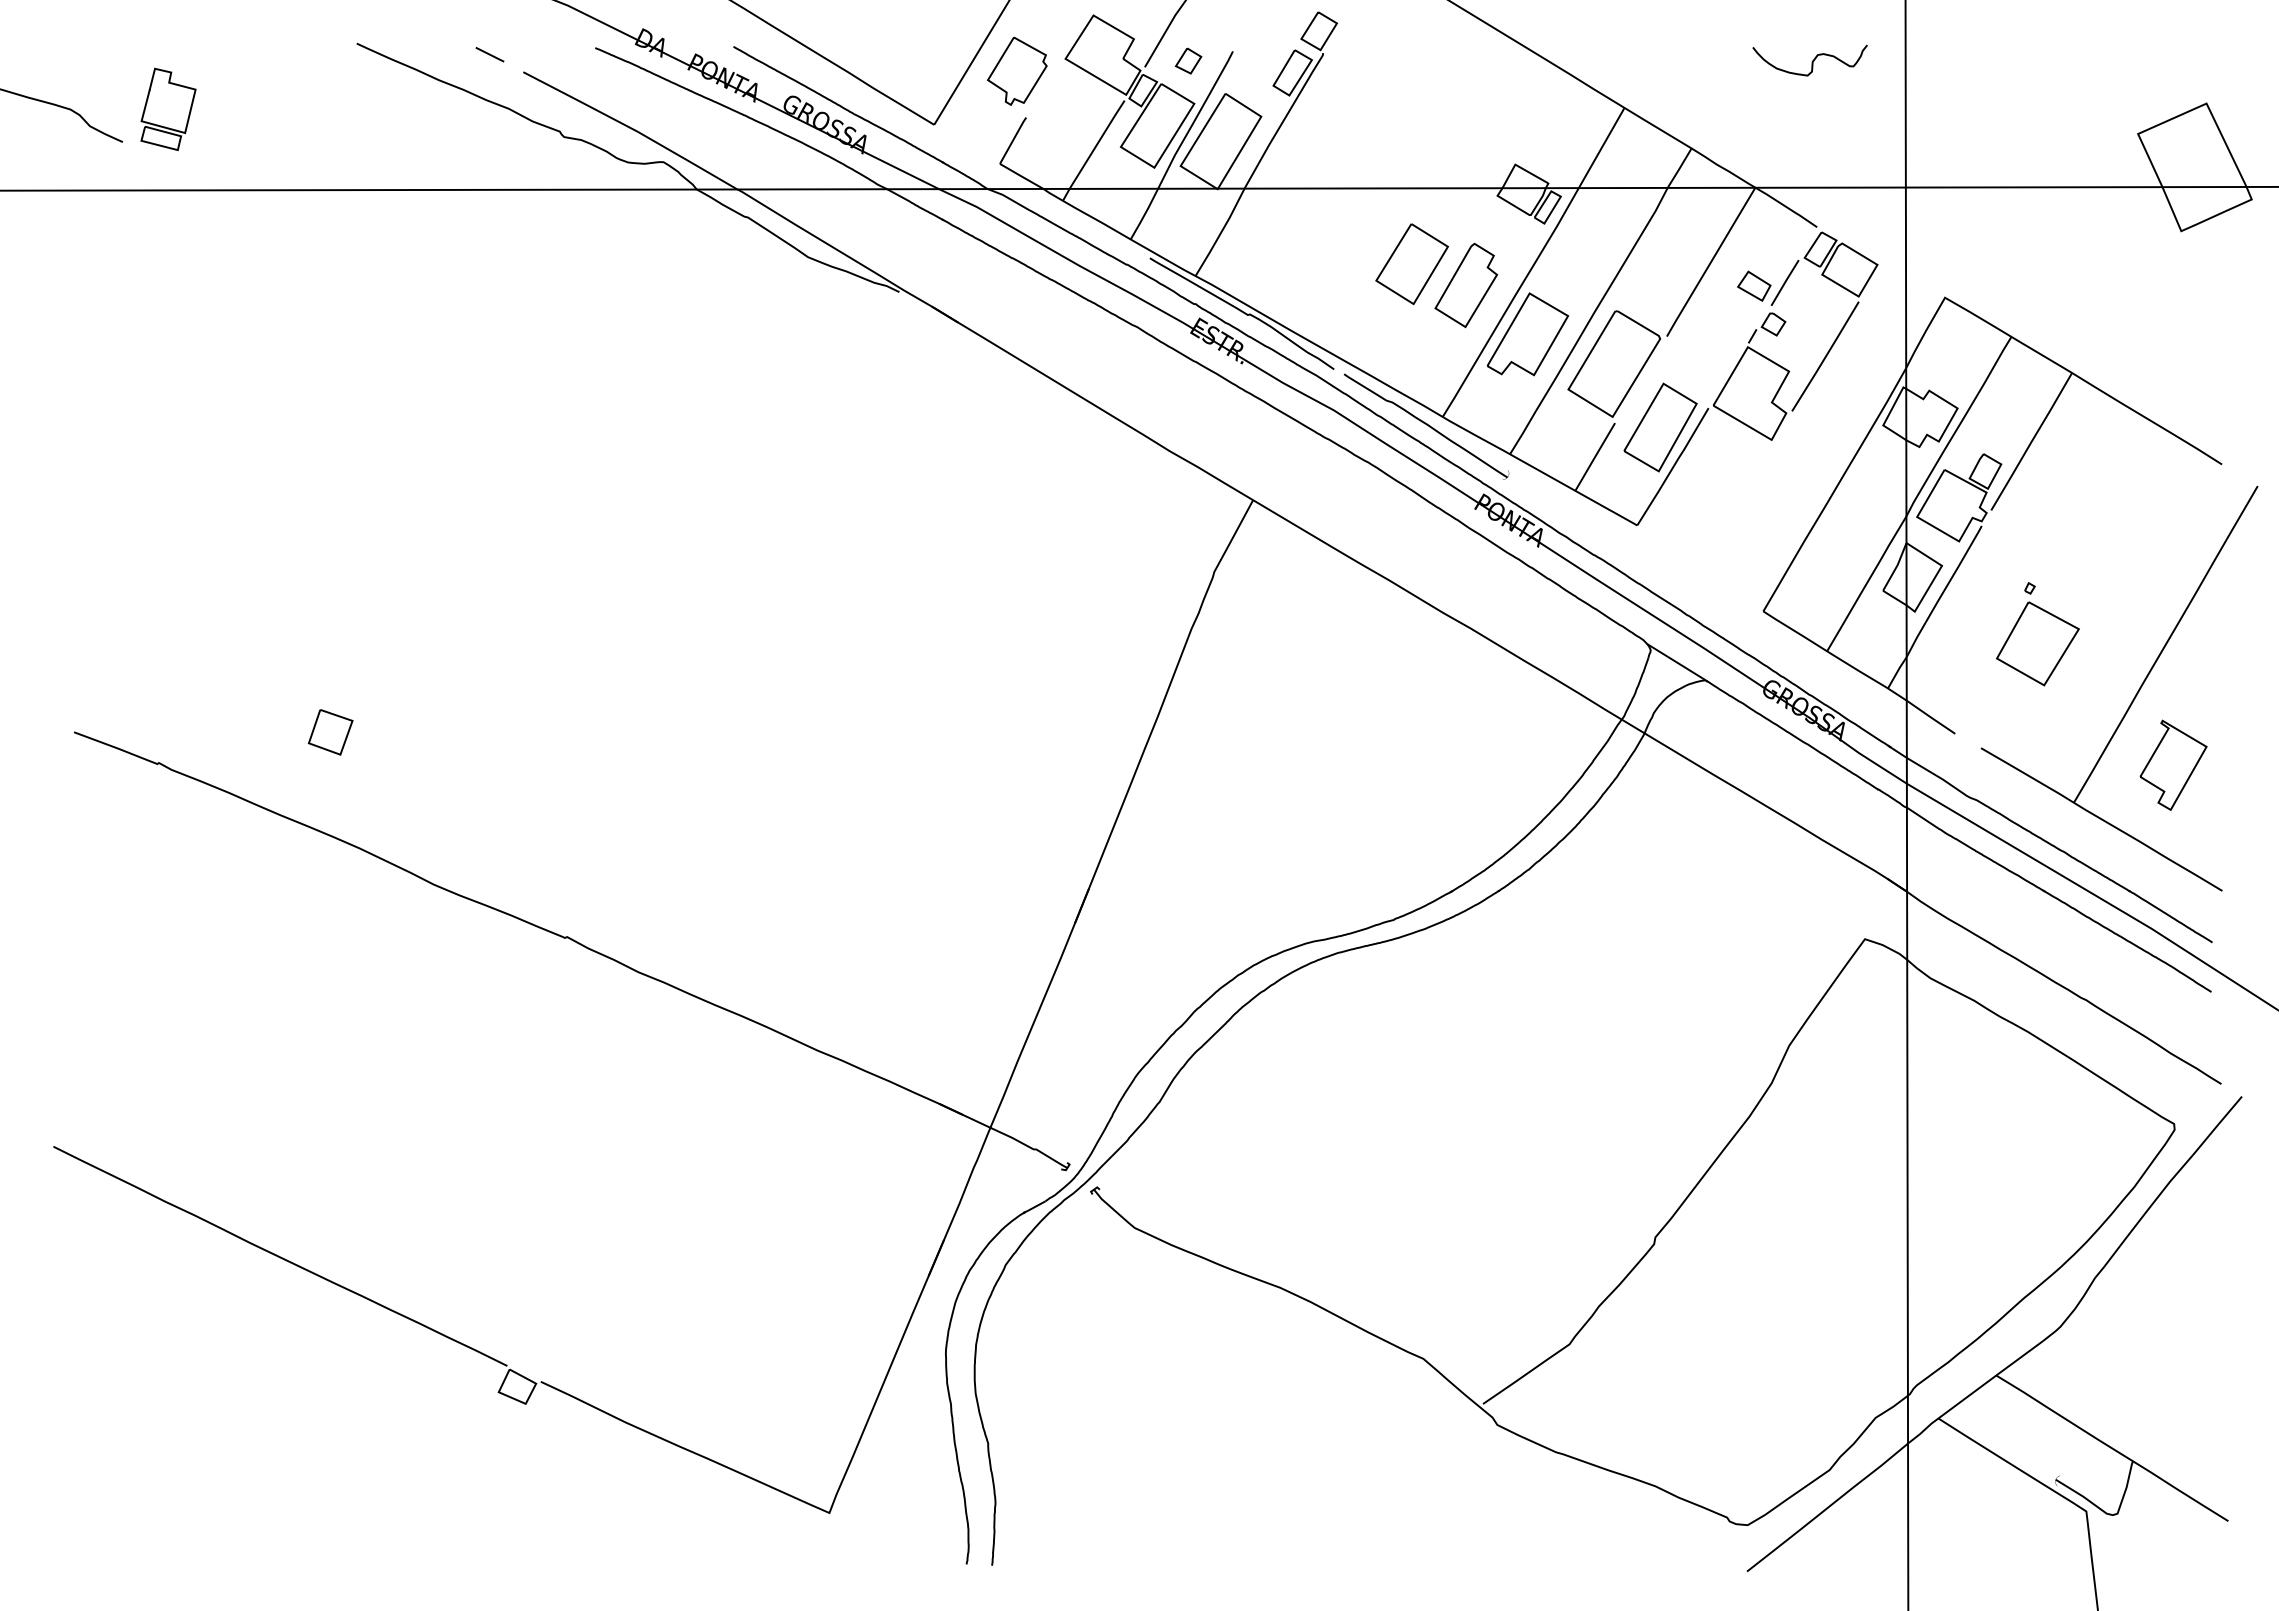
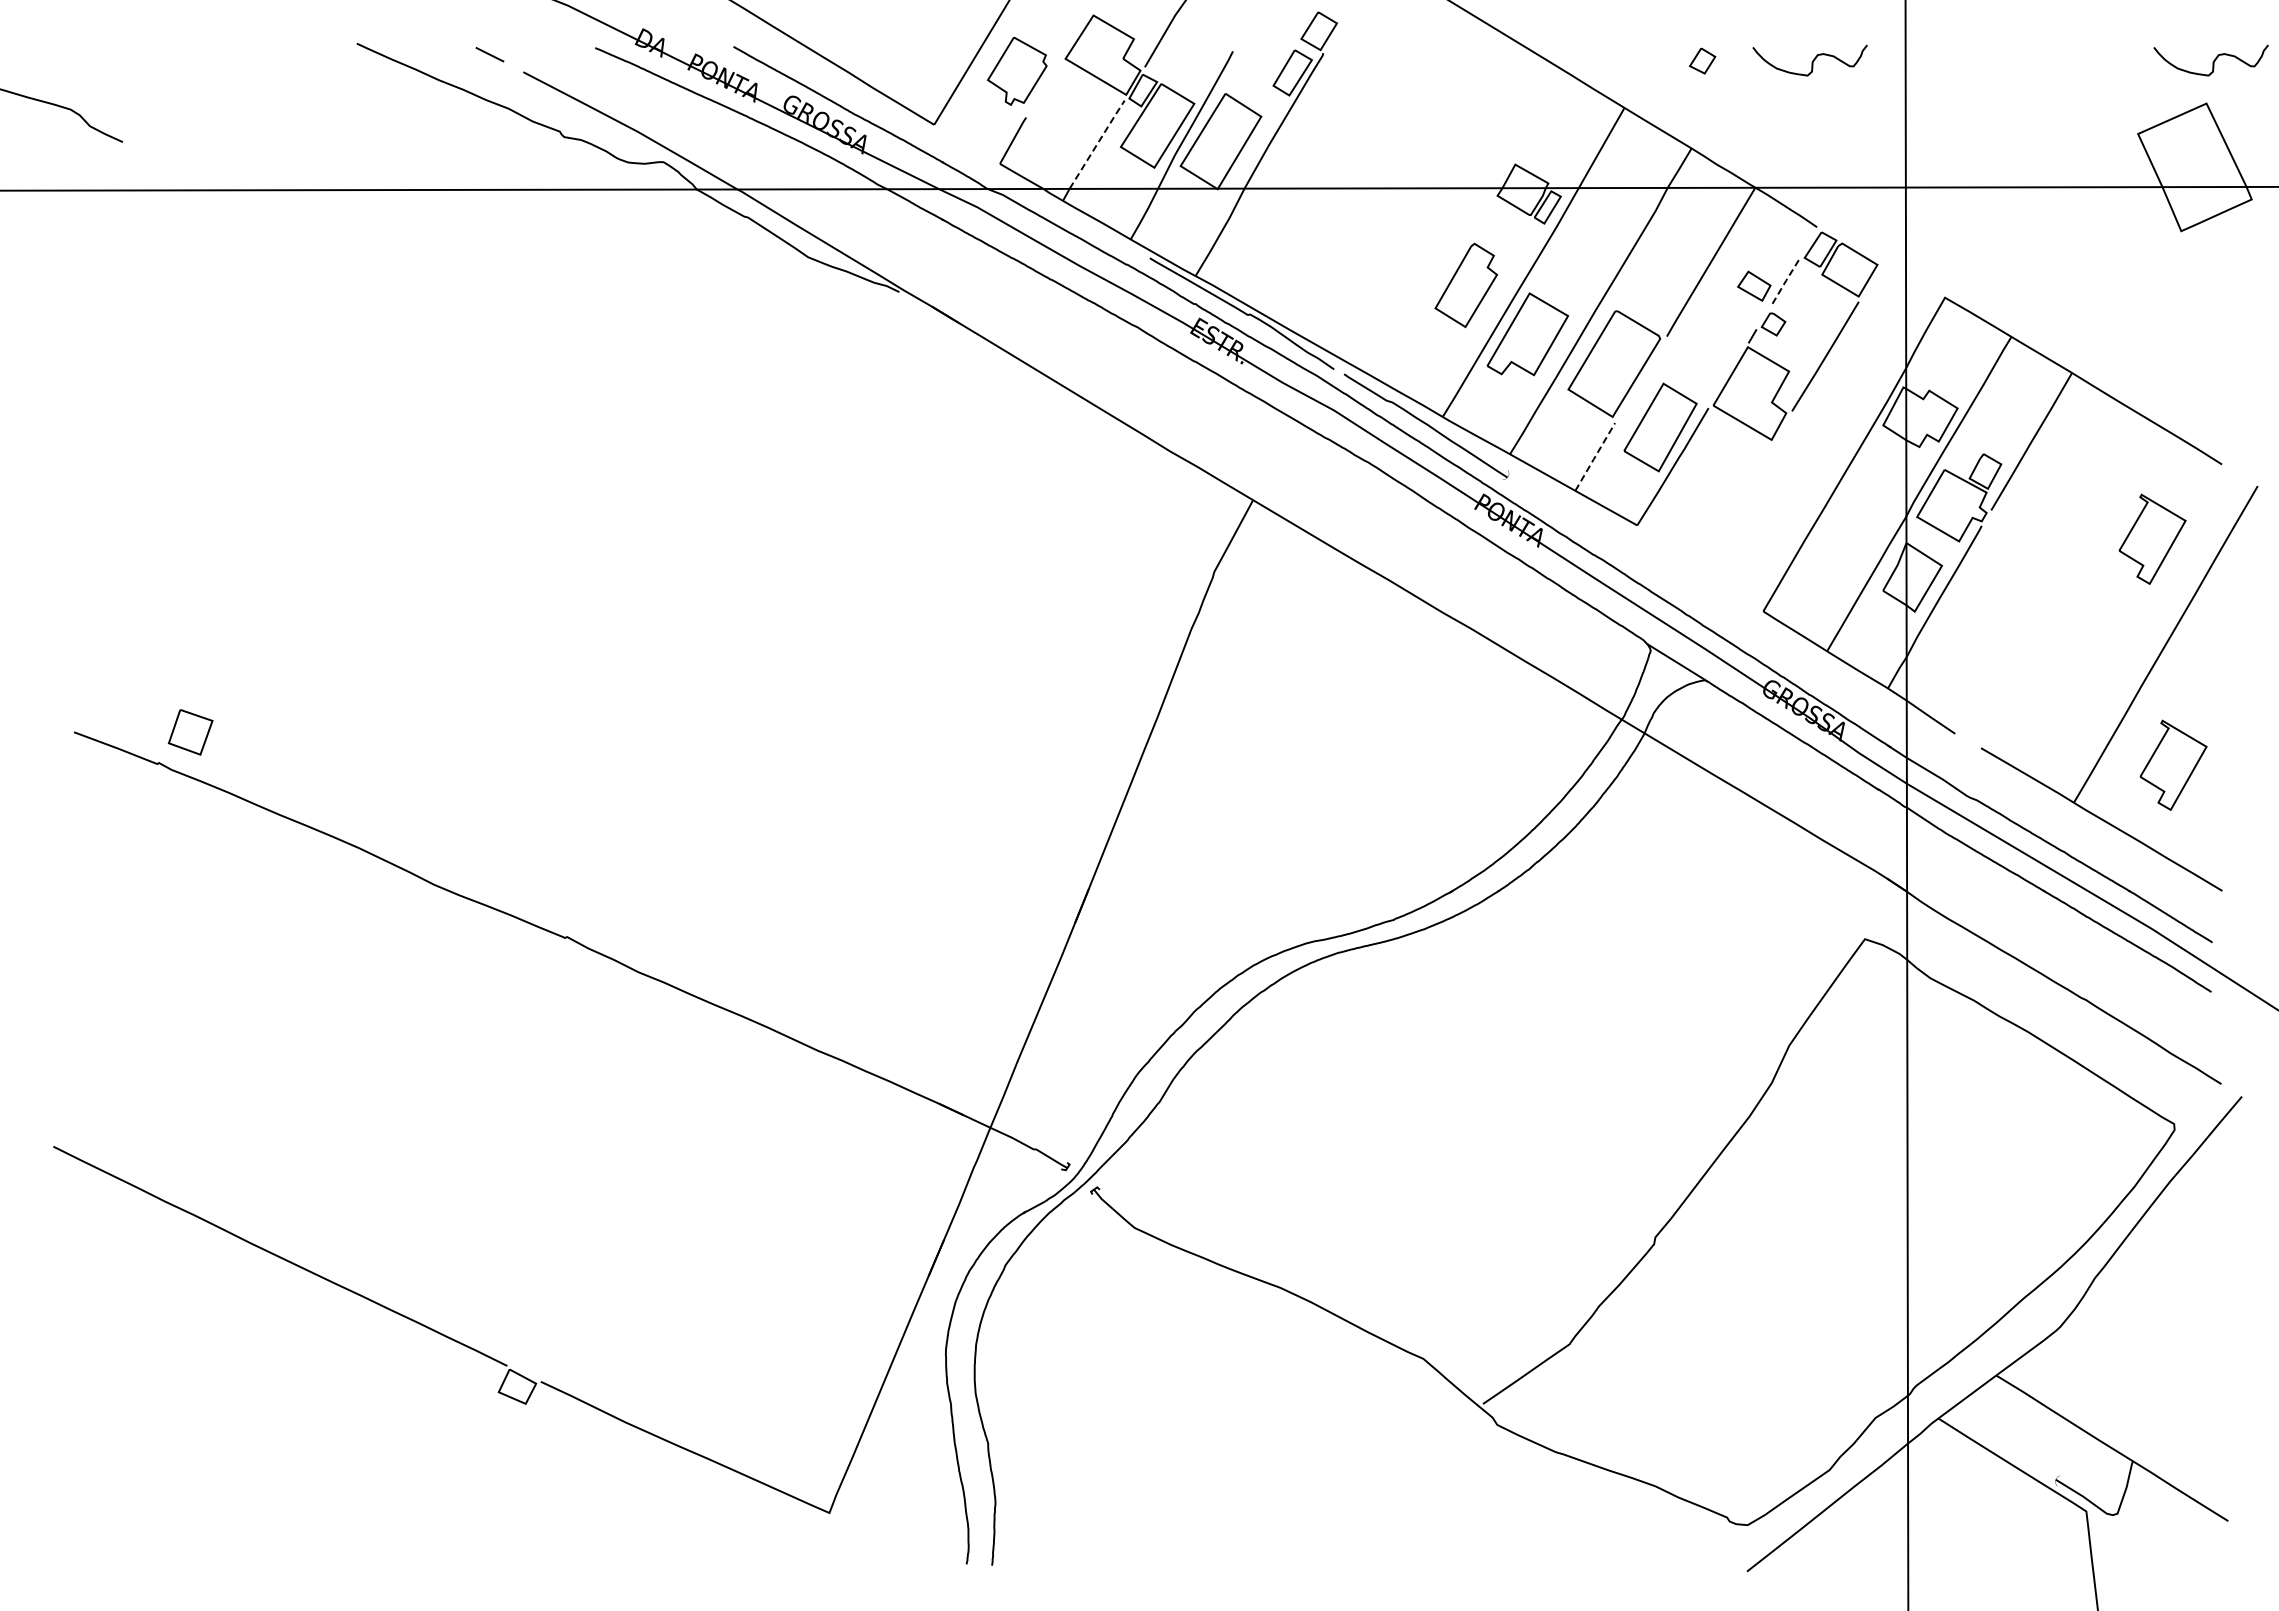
part position: (1188, 60) -> (1702, 60) (1702, 60)
curve: none -> present (2212, 61)
part: present -> none (168, 109)
line: solid -> dashed (1097, 144)
part: present -> none (1411, 264)
line: solid -> dashed (1785, 282)
line: solid -> dashed (1595, 456)
part: none -> present (2152, 538)
part: present -> none (2037, 634)
part position: (330, 732) -> (190, 732) (190, 732)
